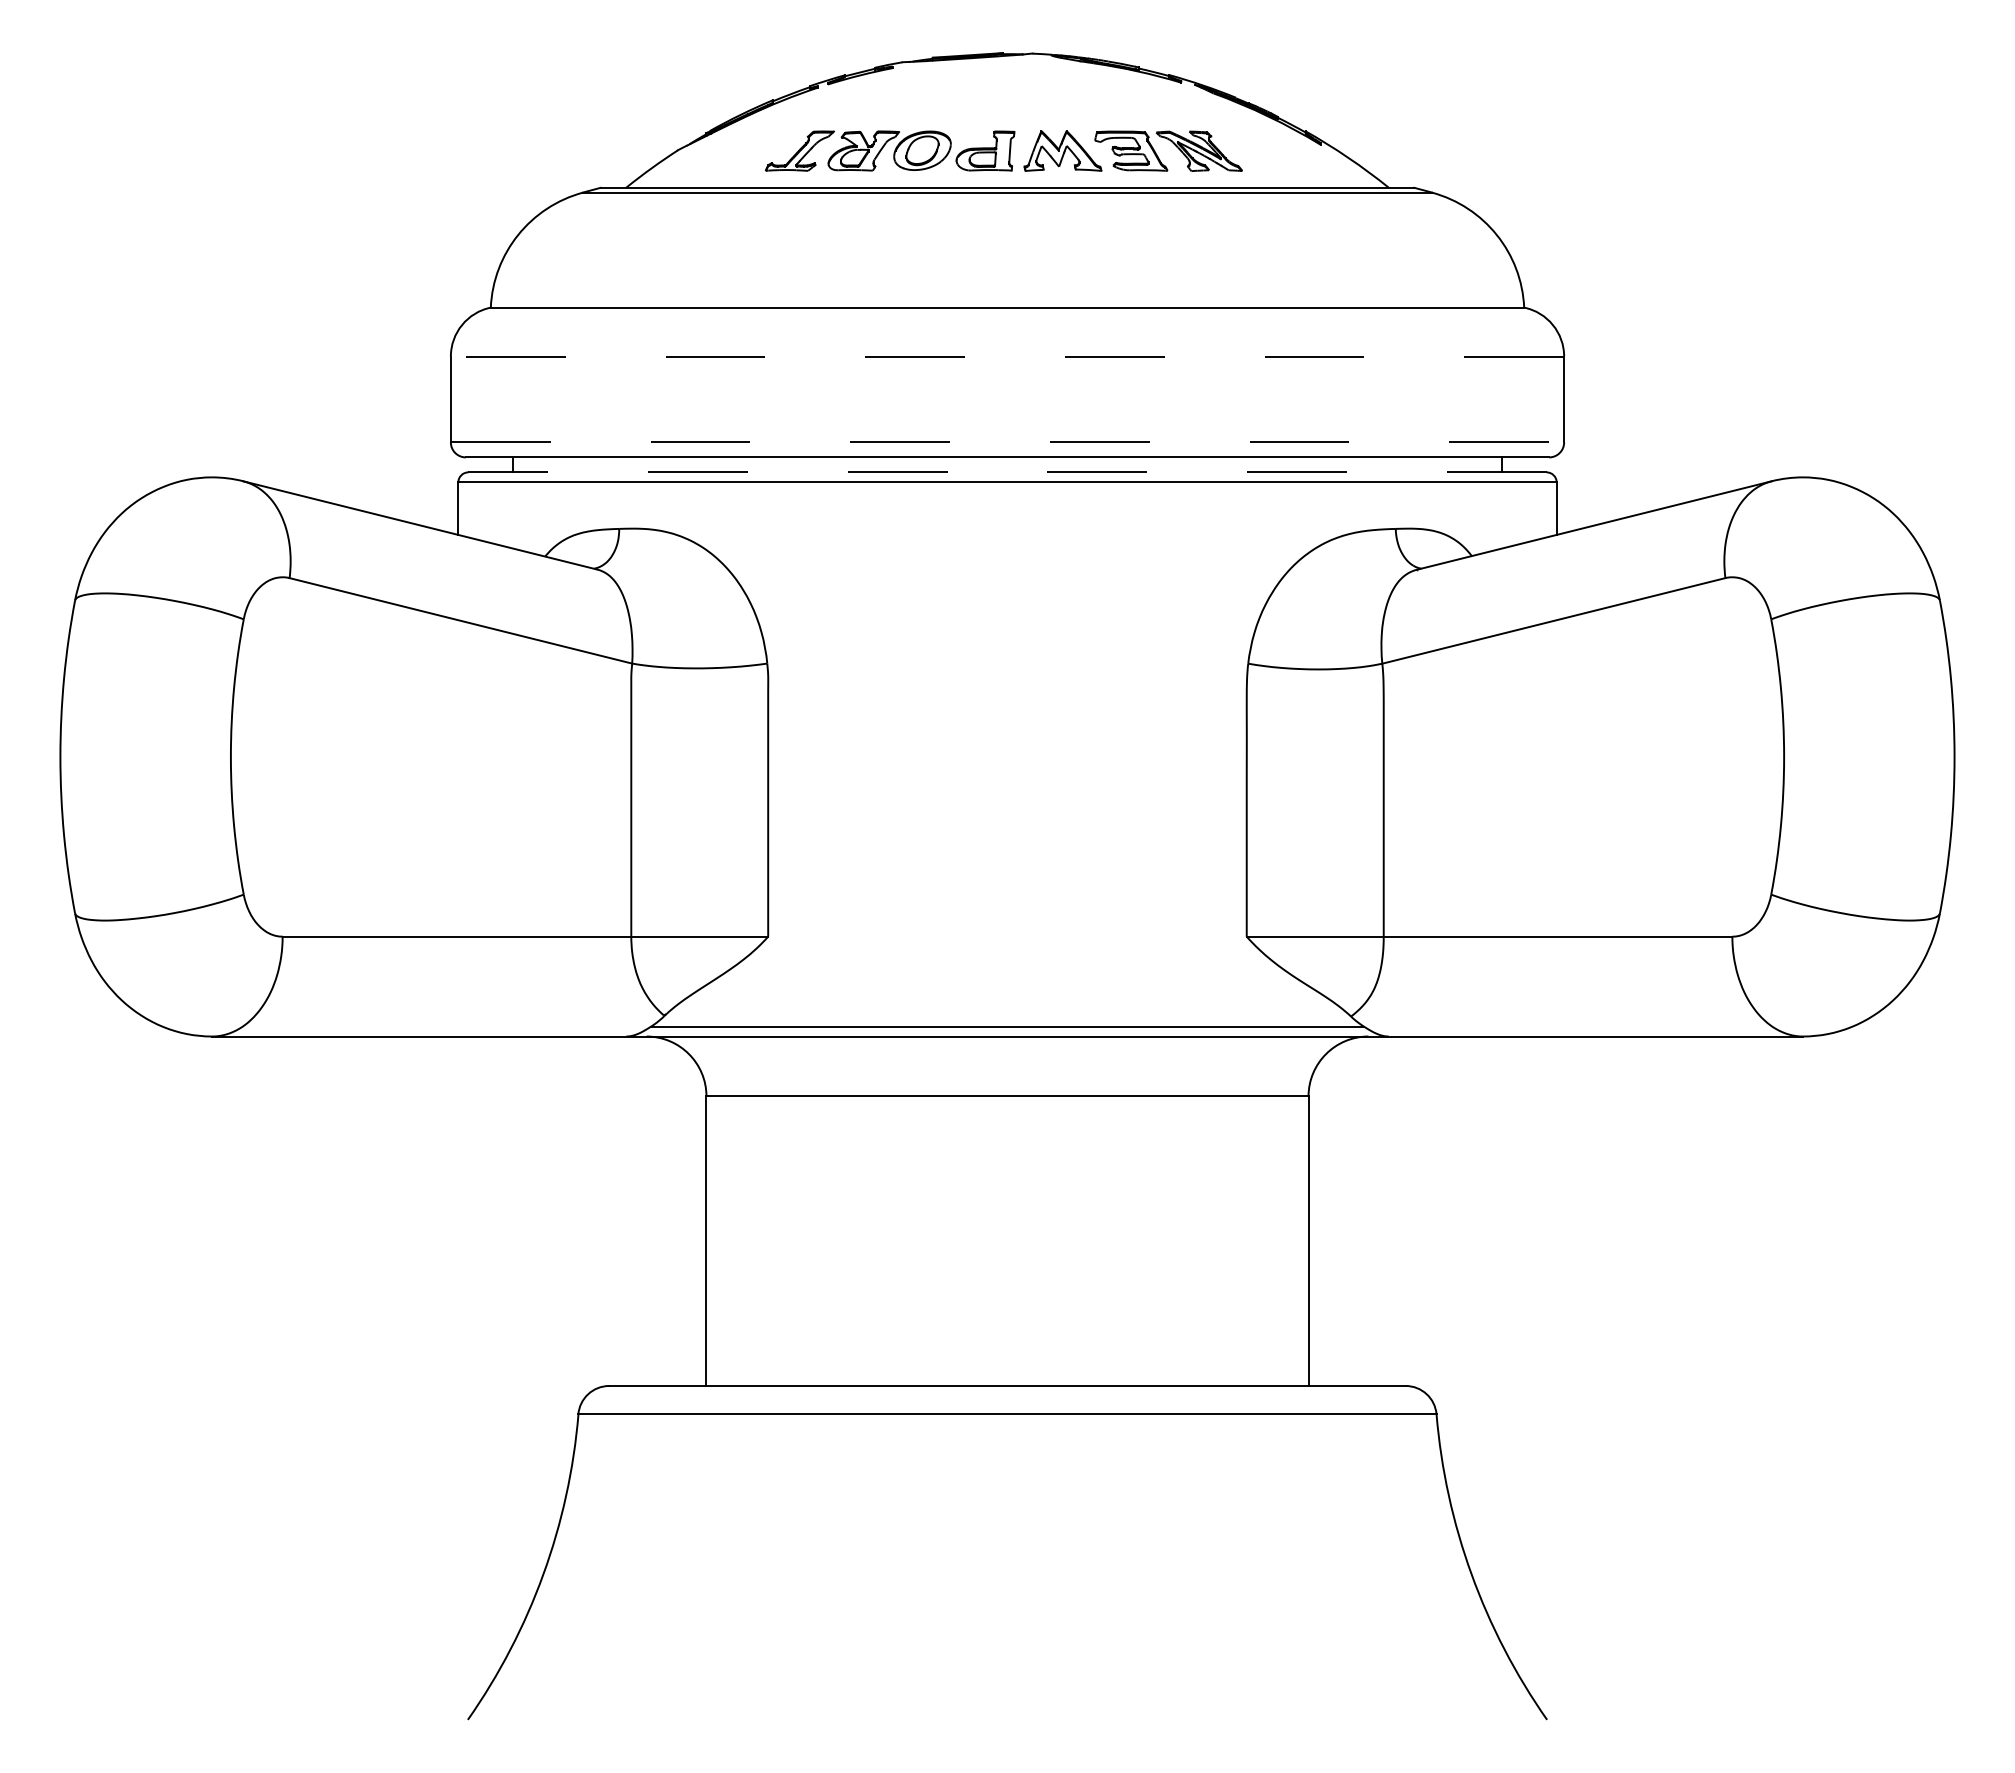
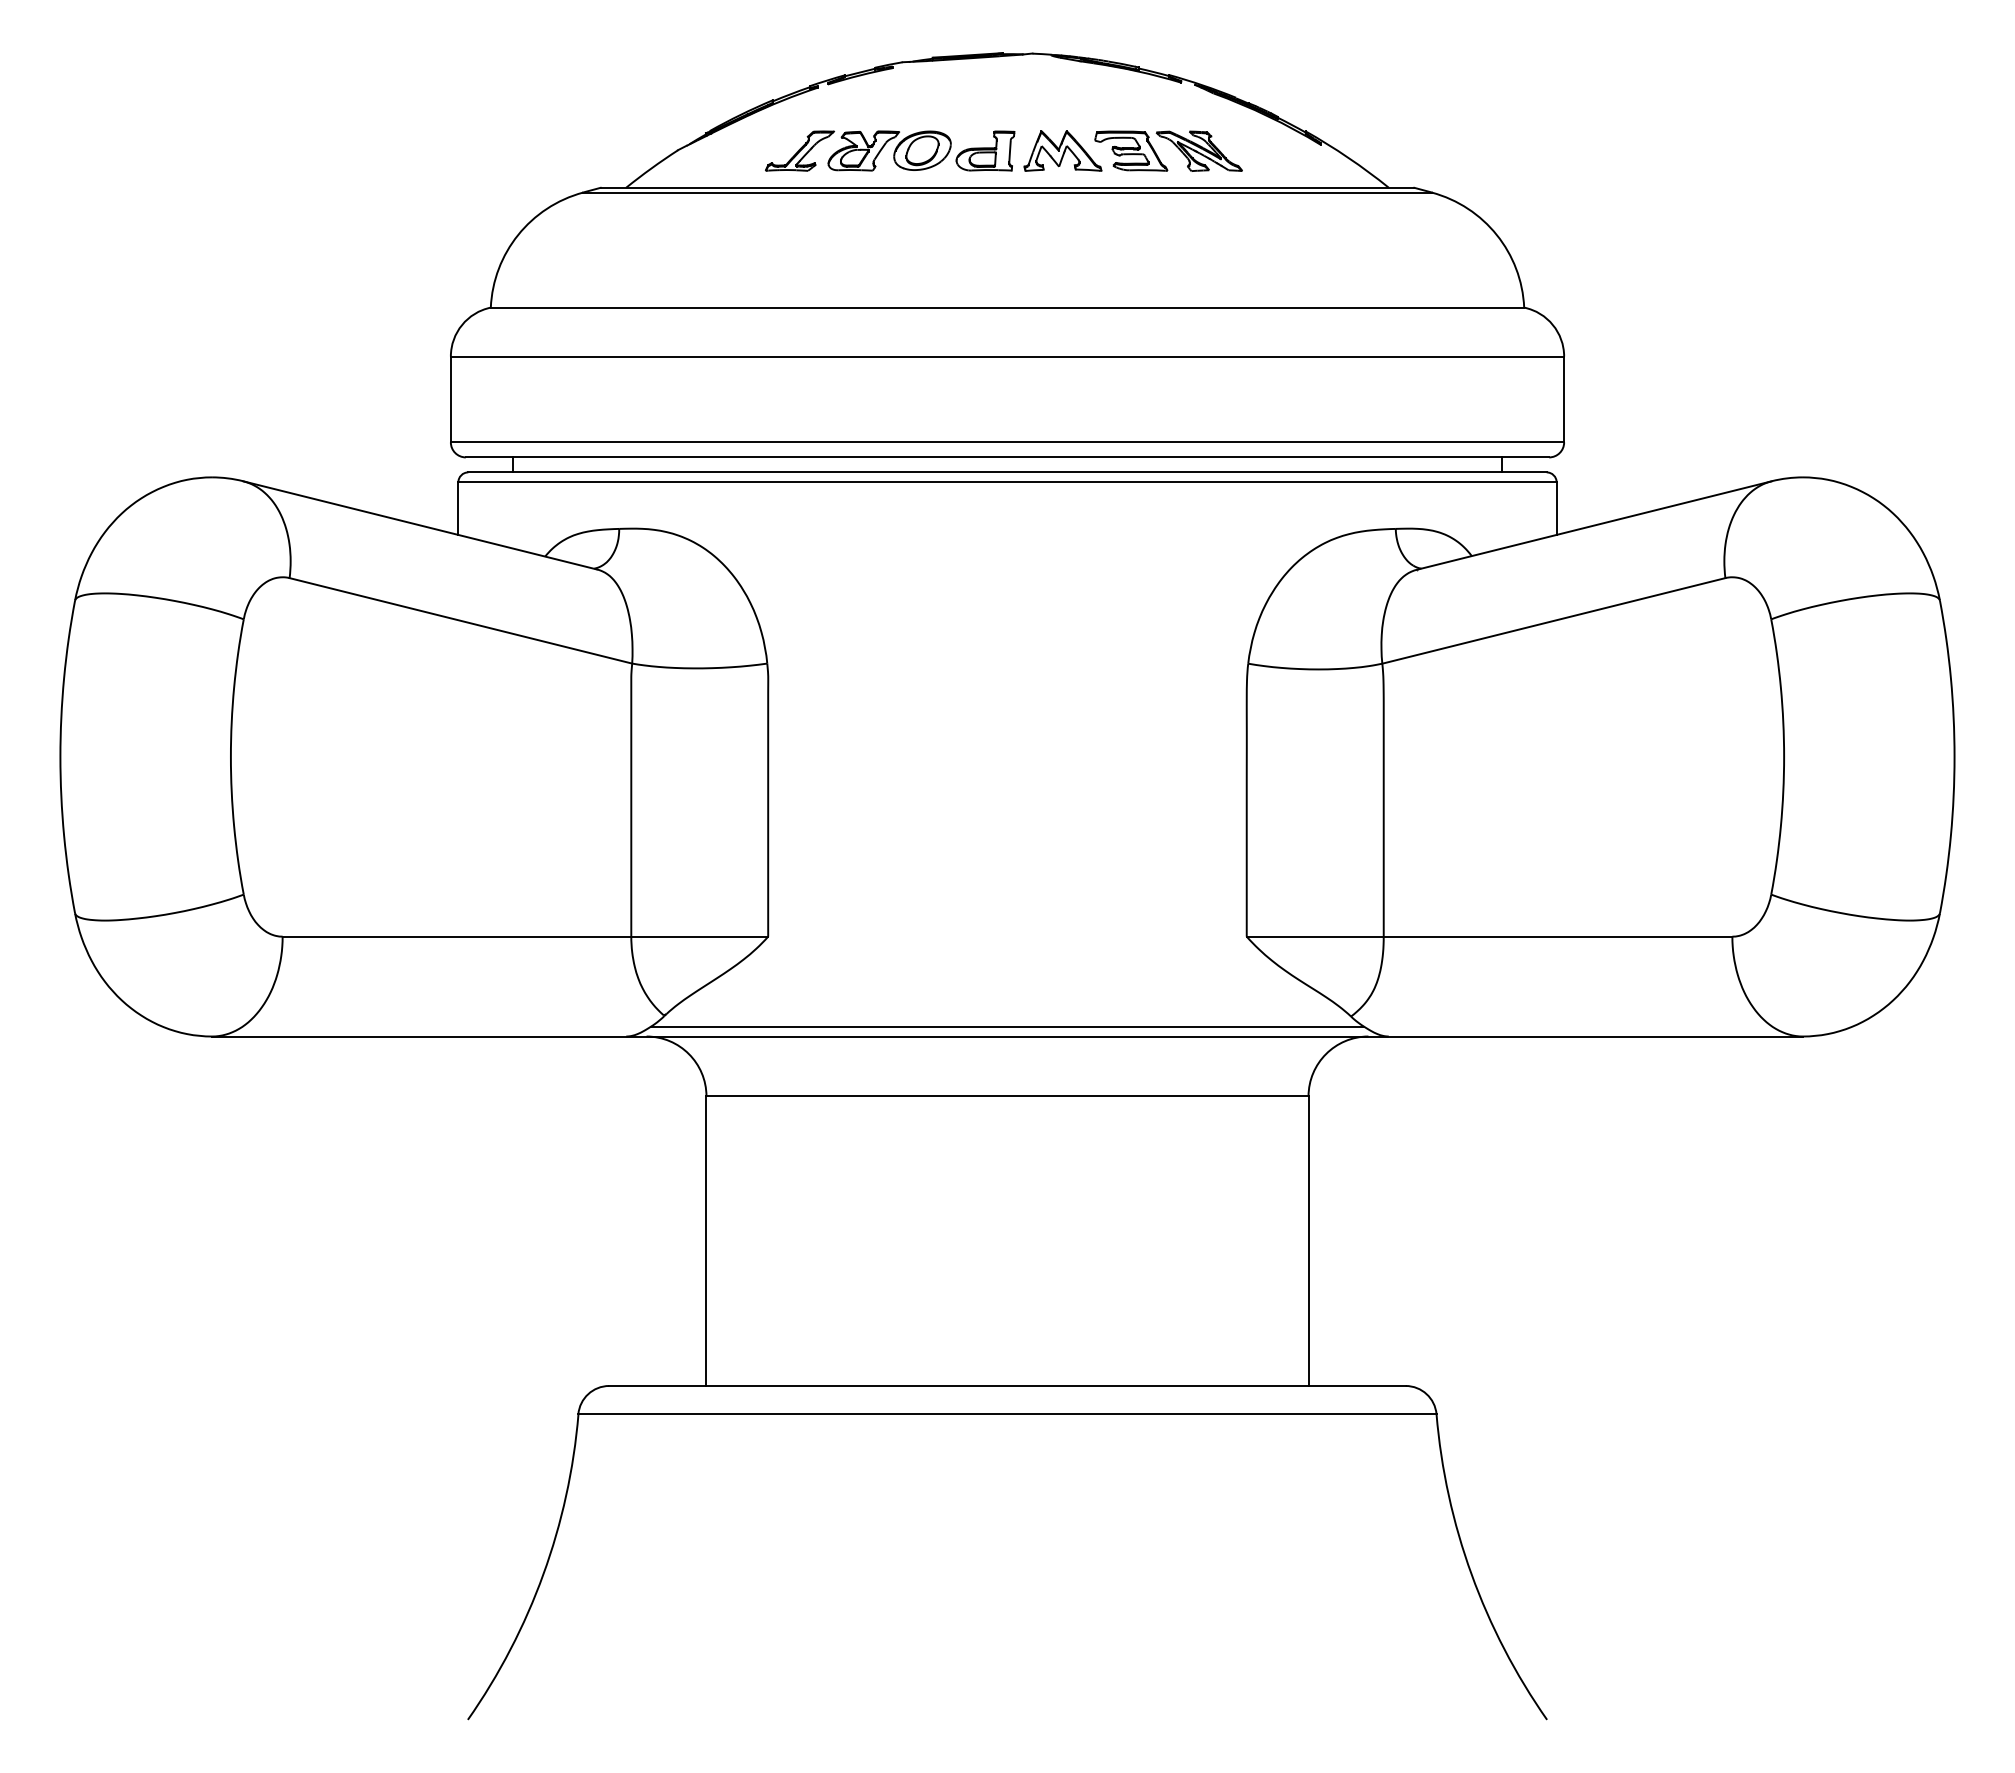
line: dashed -> solid (1007, 356)
line: dashed -> solid (1007, 442)
line: dashed -> solid (1007, 472)
